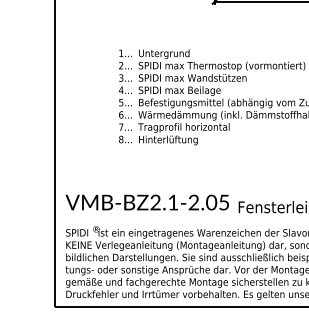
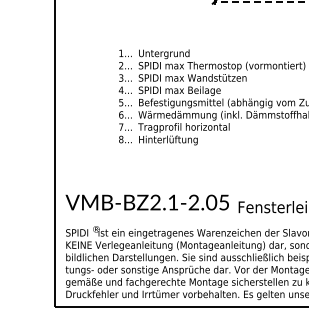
line: solid -> dashed (261, 1)
